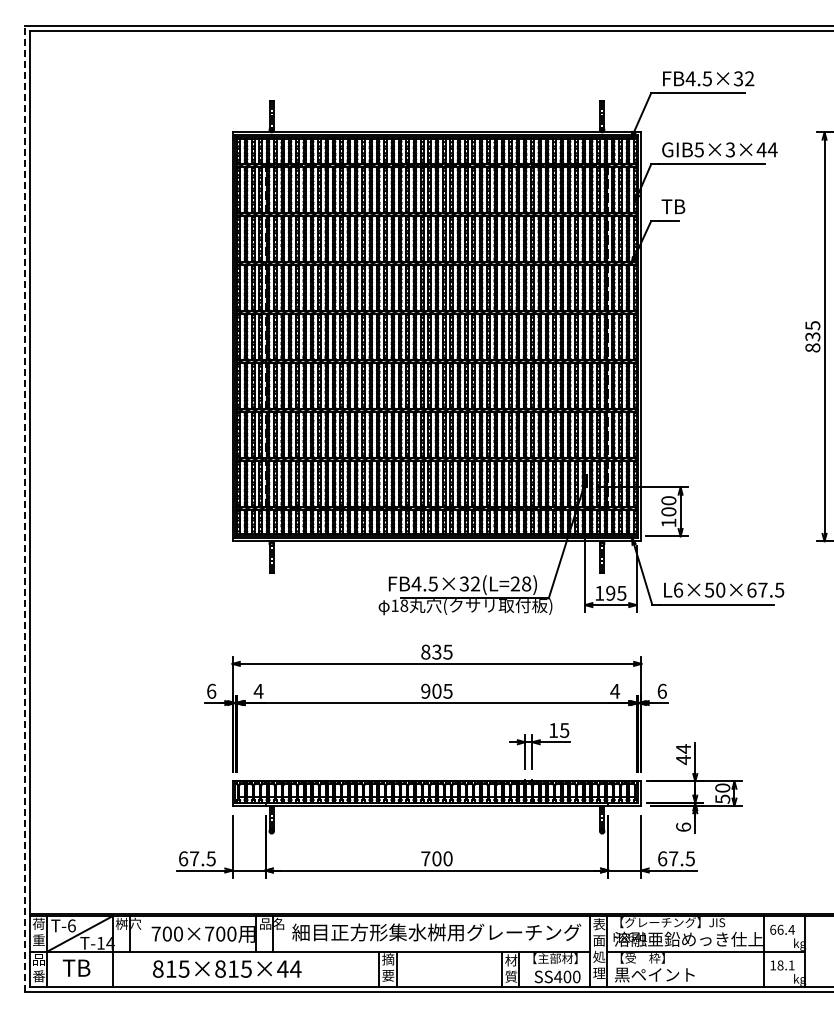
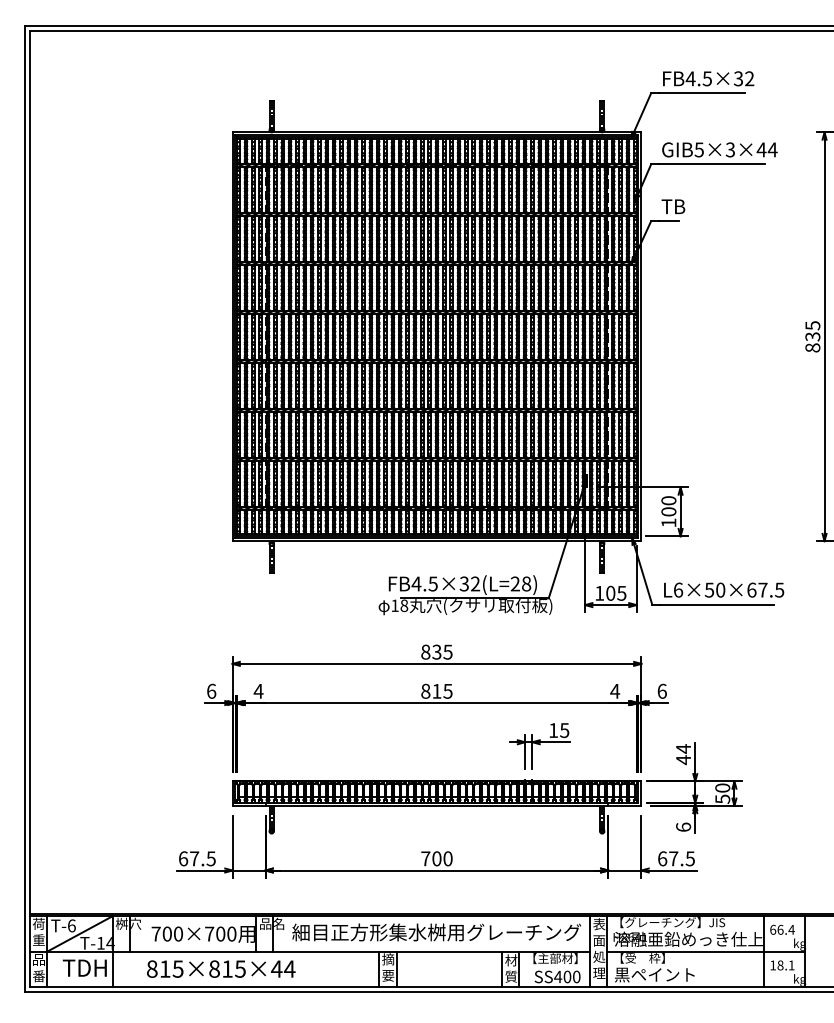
line: dashed -> solid (24, 508)
text: 195 -> 105 (610, 593)
text: 905 -> 815 (431, 690)
text: TB -> TDH (93, 967)
text position: (227, 968) -> (221, 968) (221, 968)
